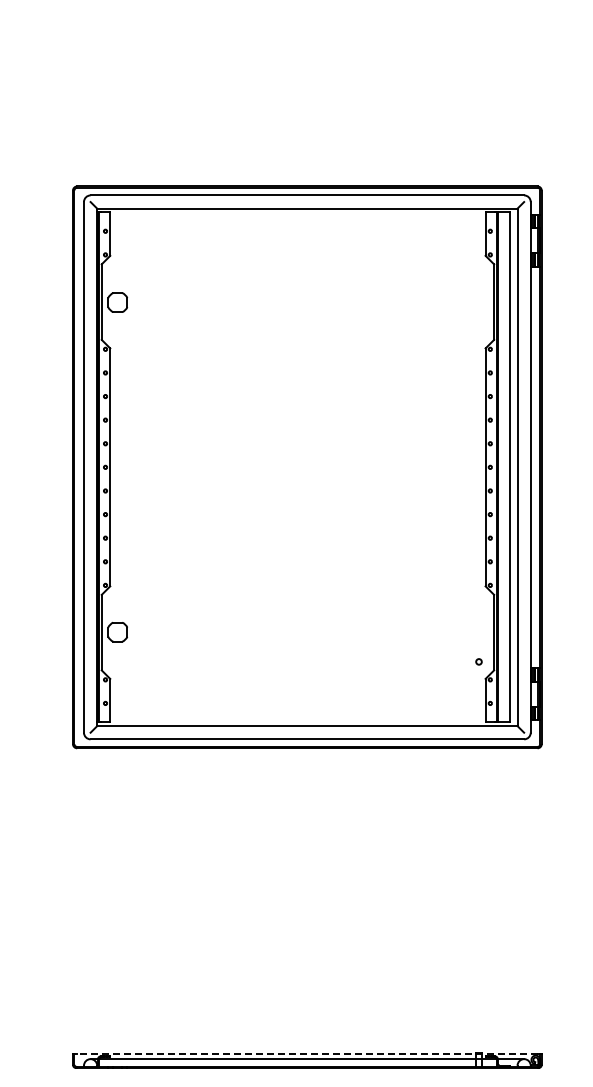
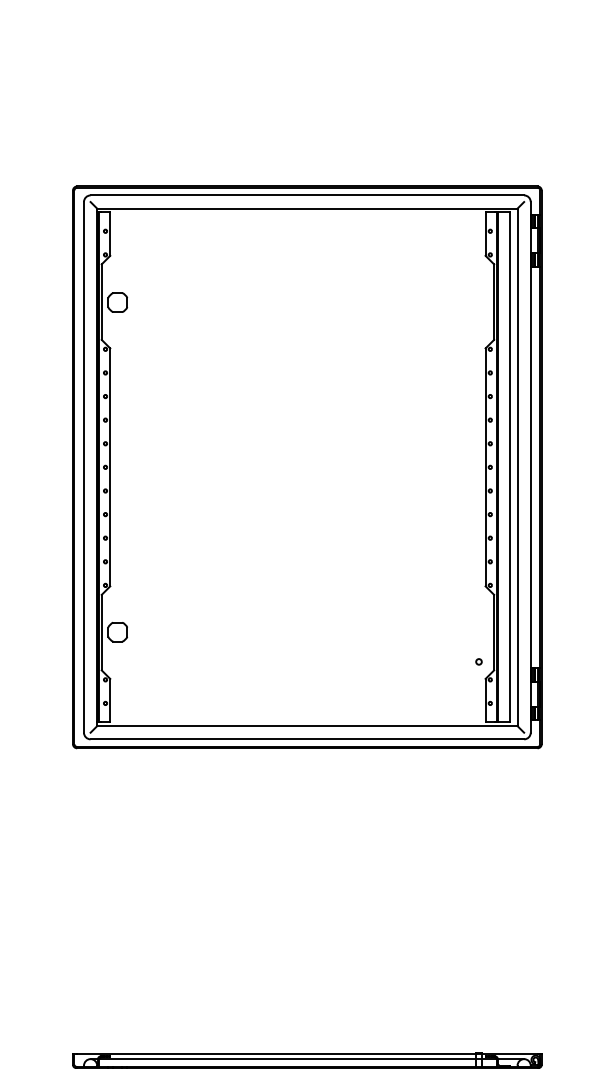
line: dashed -> solid (306, 1054)
